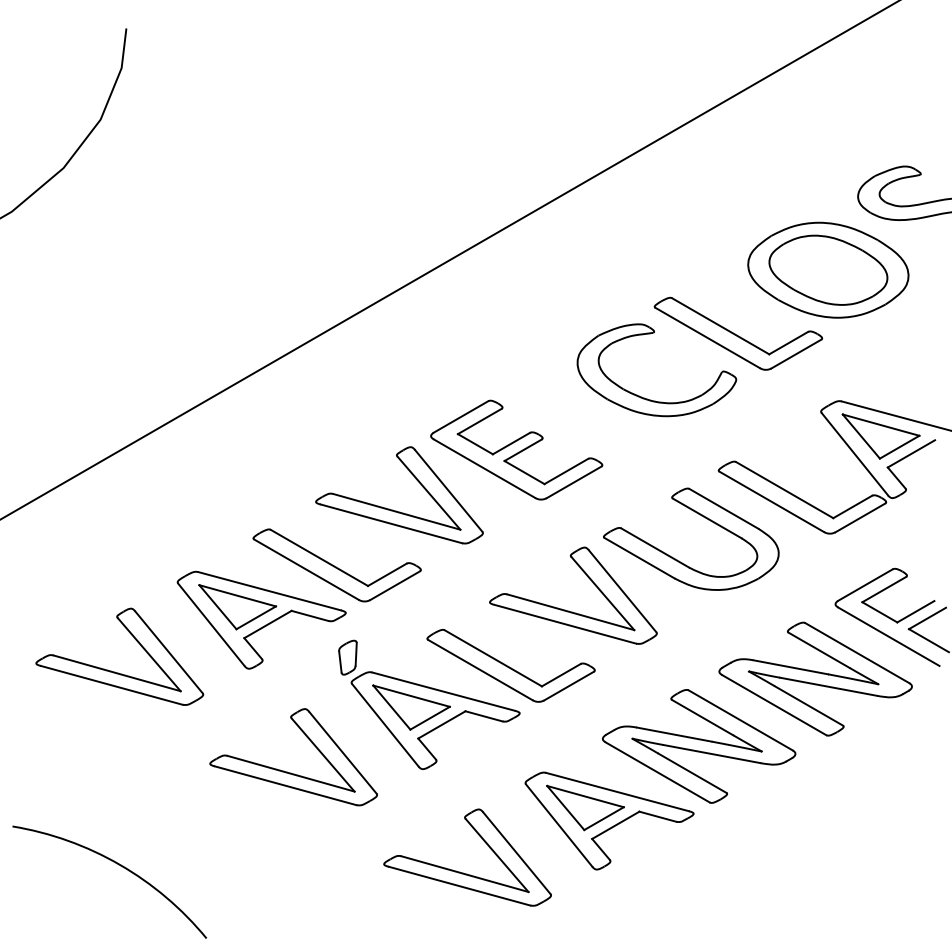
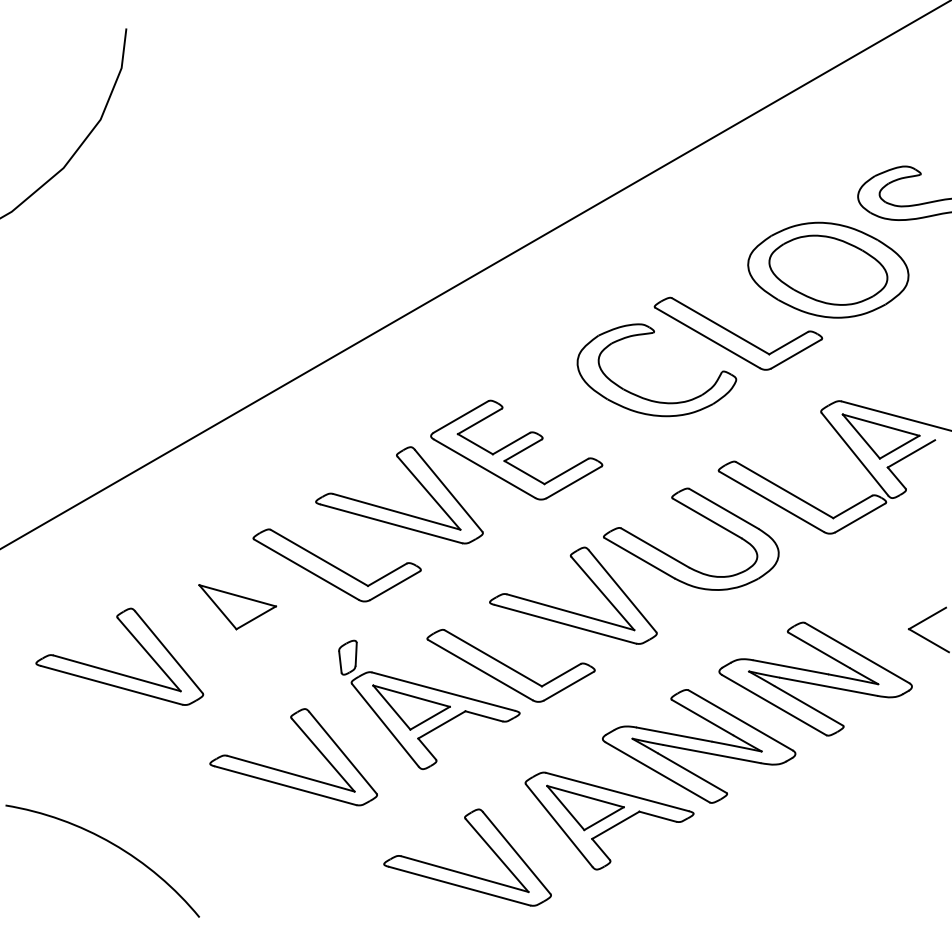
line position: (449, 260) -> (475, 275) (475, 275)
part: present -> none (887, 616)
part: present -> none (261, 619)
arc position: (118, 865) -> (111, 844) (111, 844)
